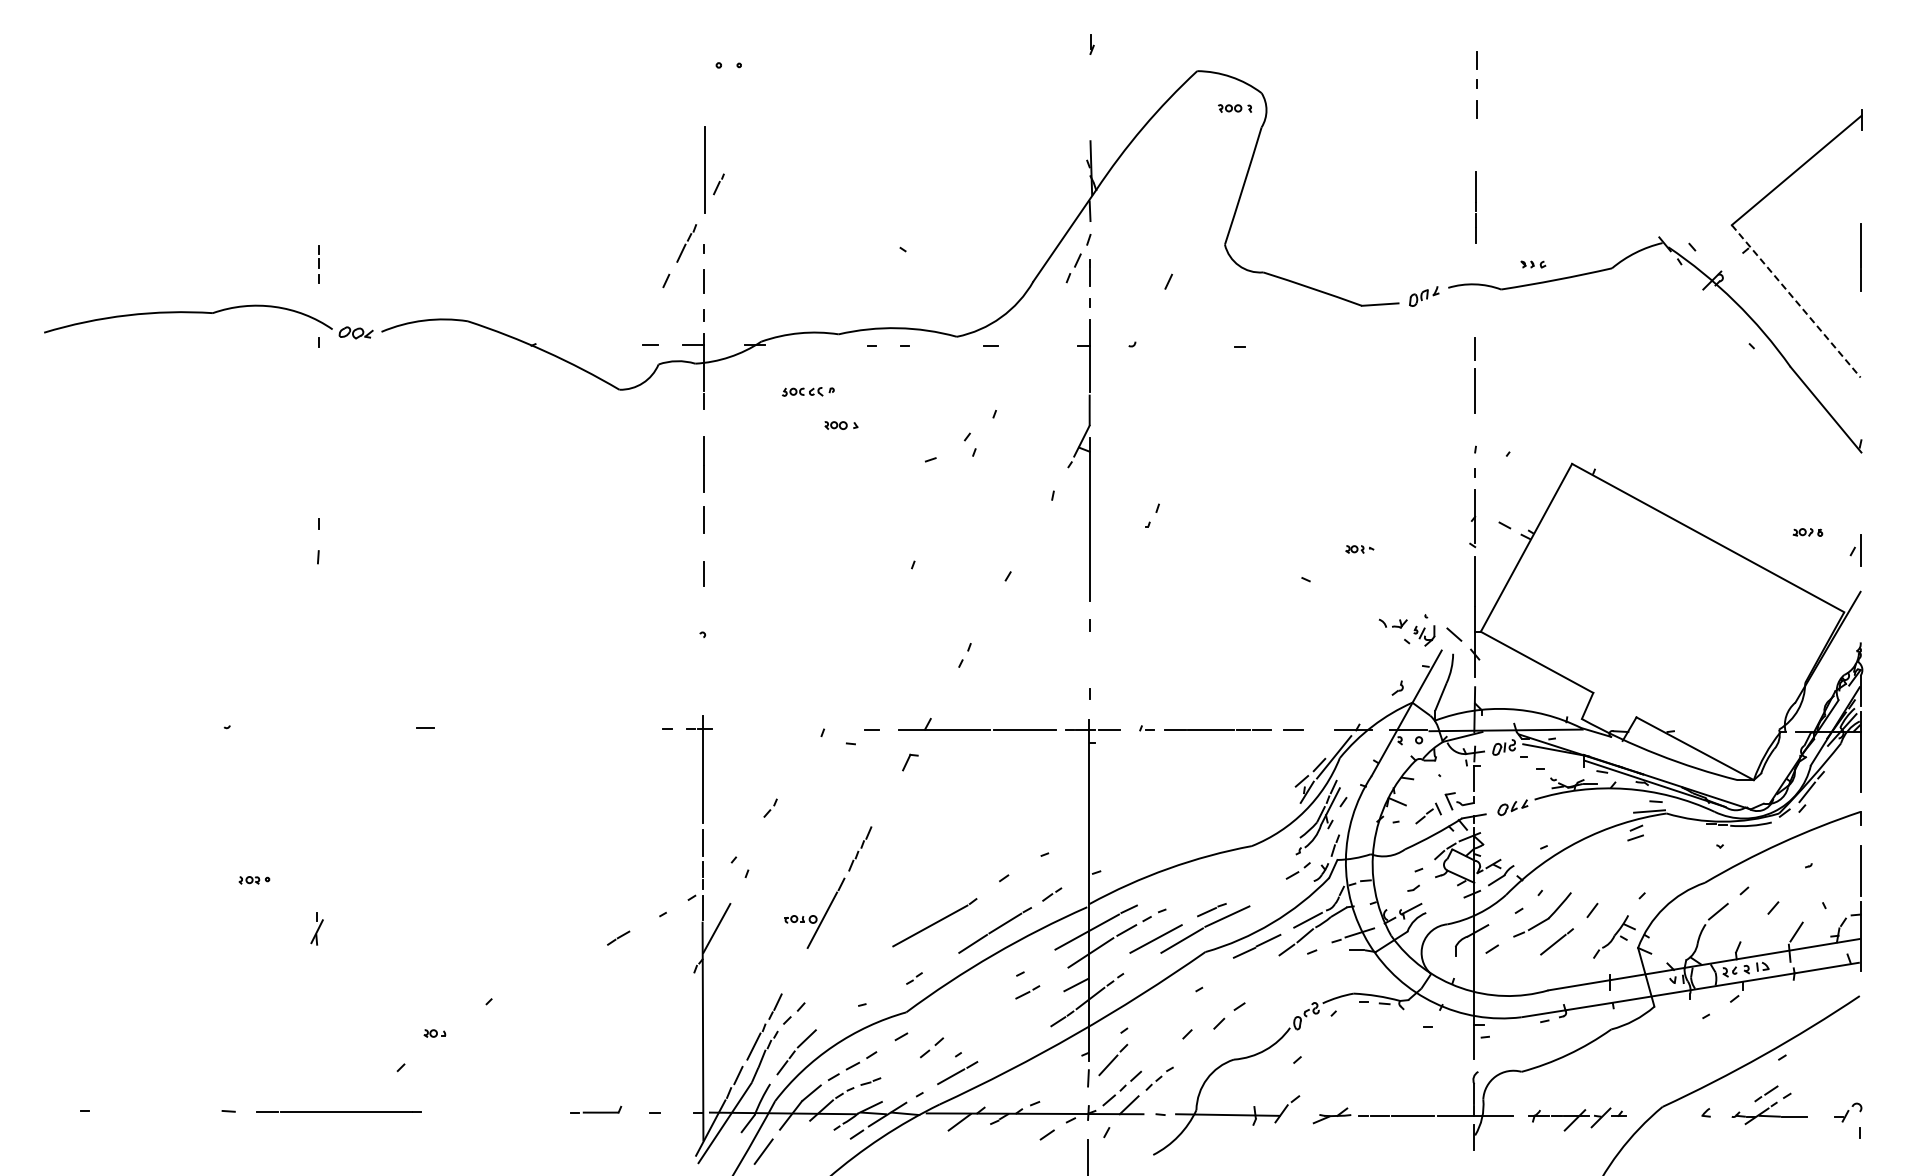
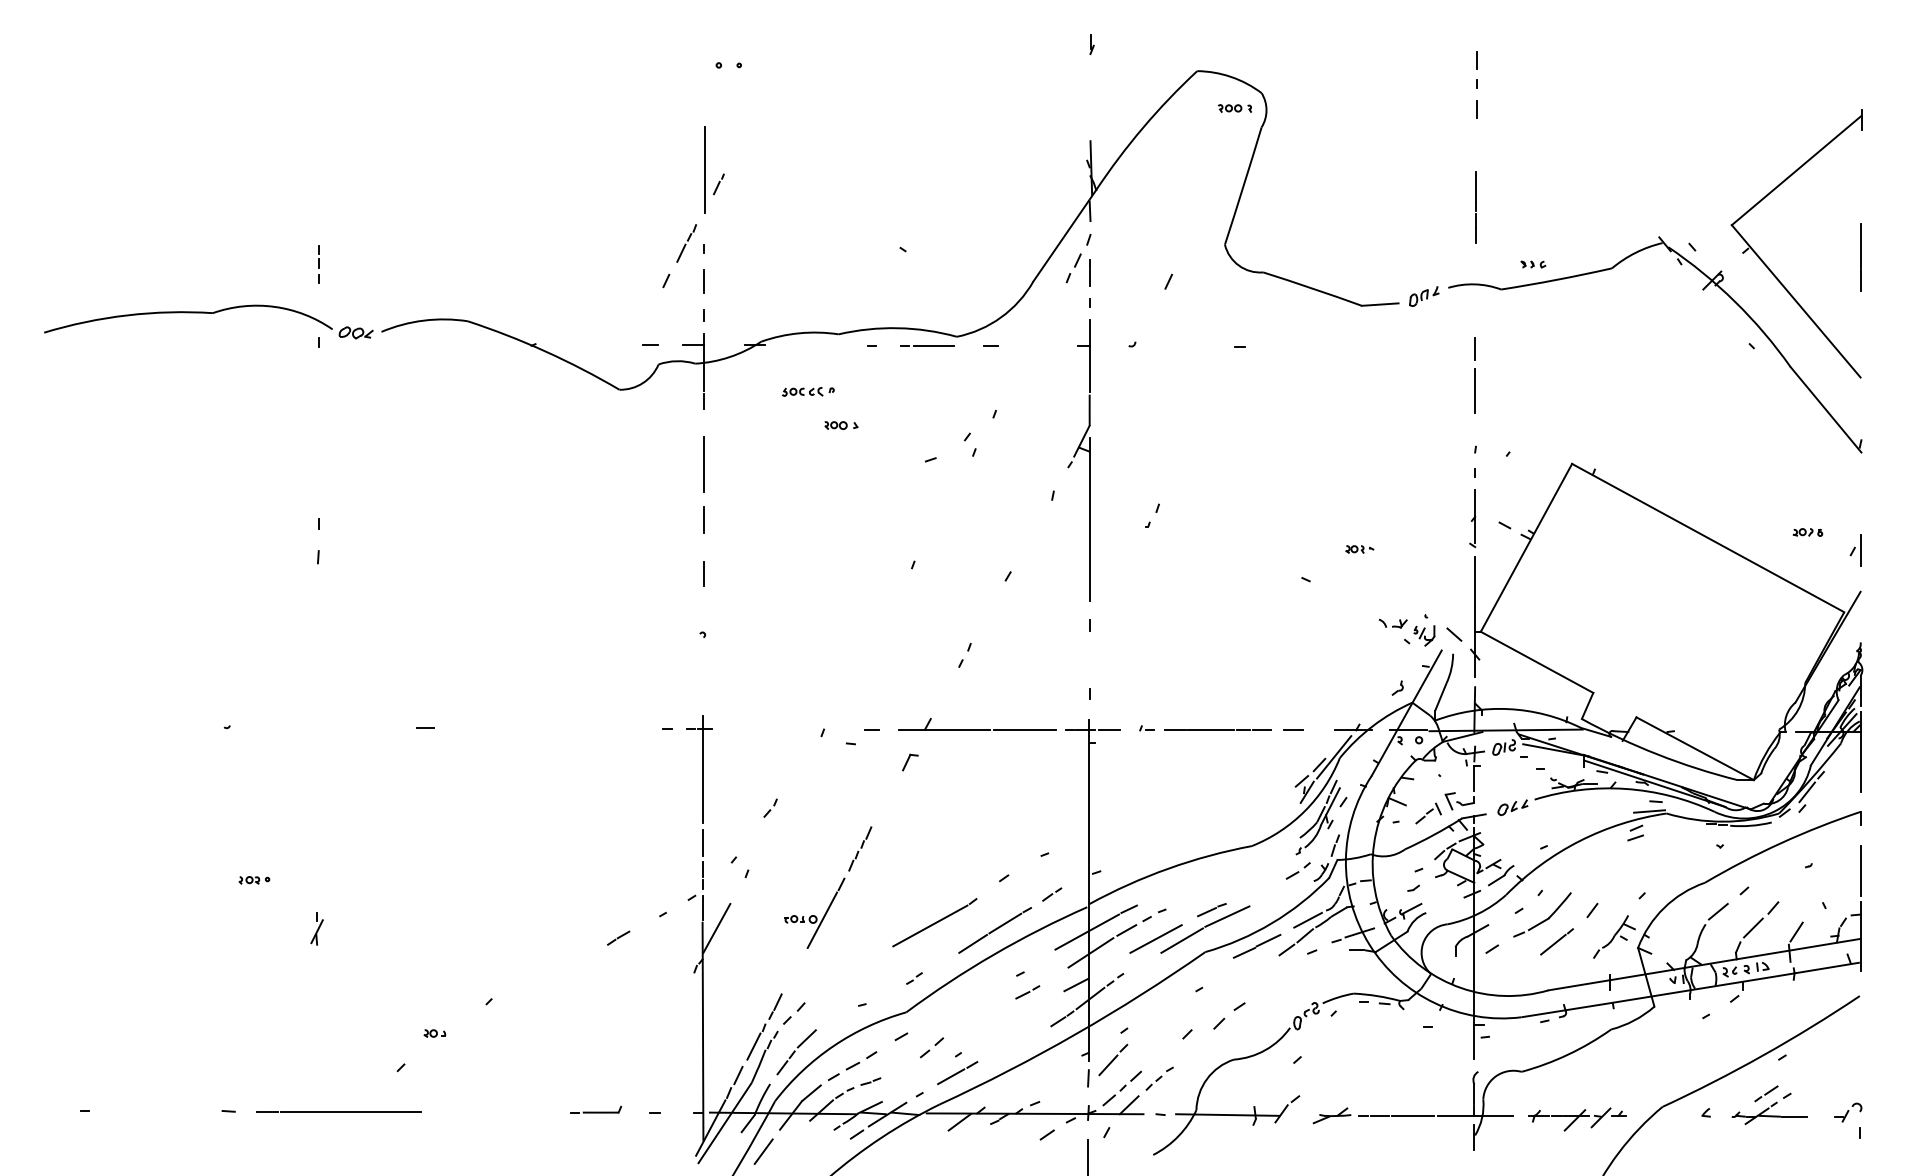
line: dashed -> solid (1796, 301)
line: none -> present (933, 345)
line: none -> present (1753, 927)
